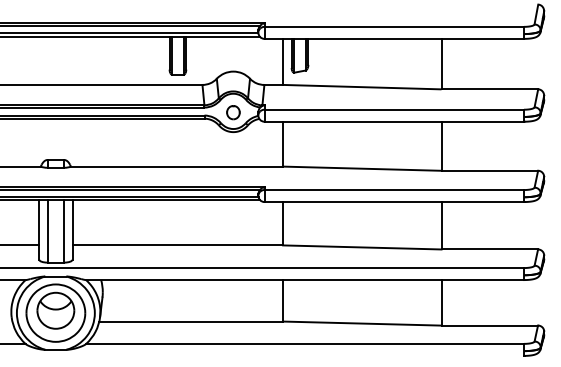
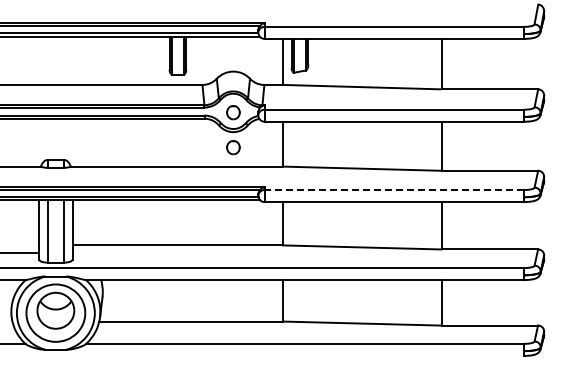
part: none -> present (233, 147)
line: solid -> dashed (394, 190)
line position: (20, 245) -> (20, 253) (20, 253)
